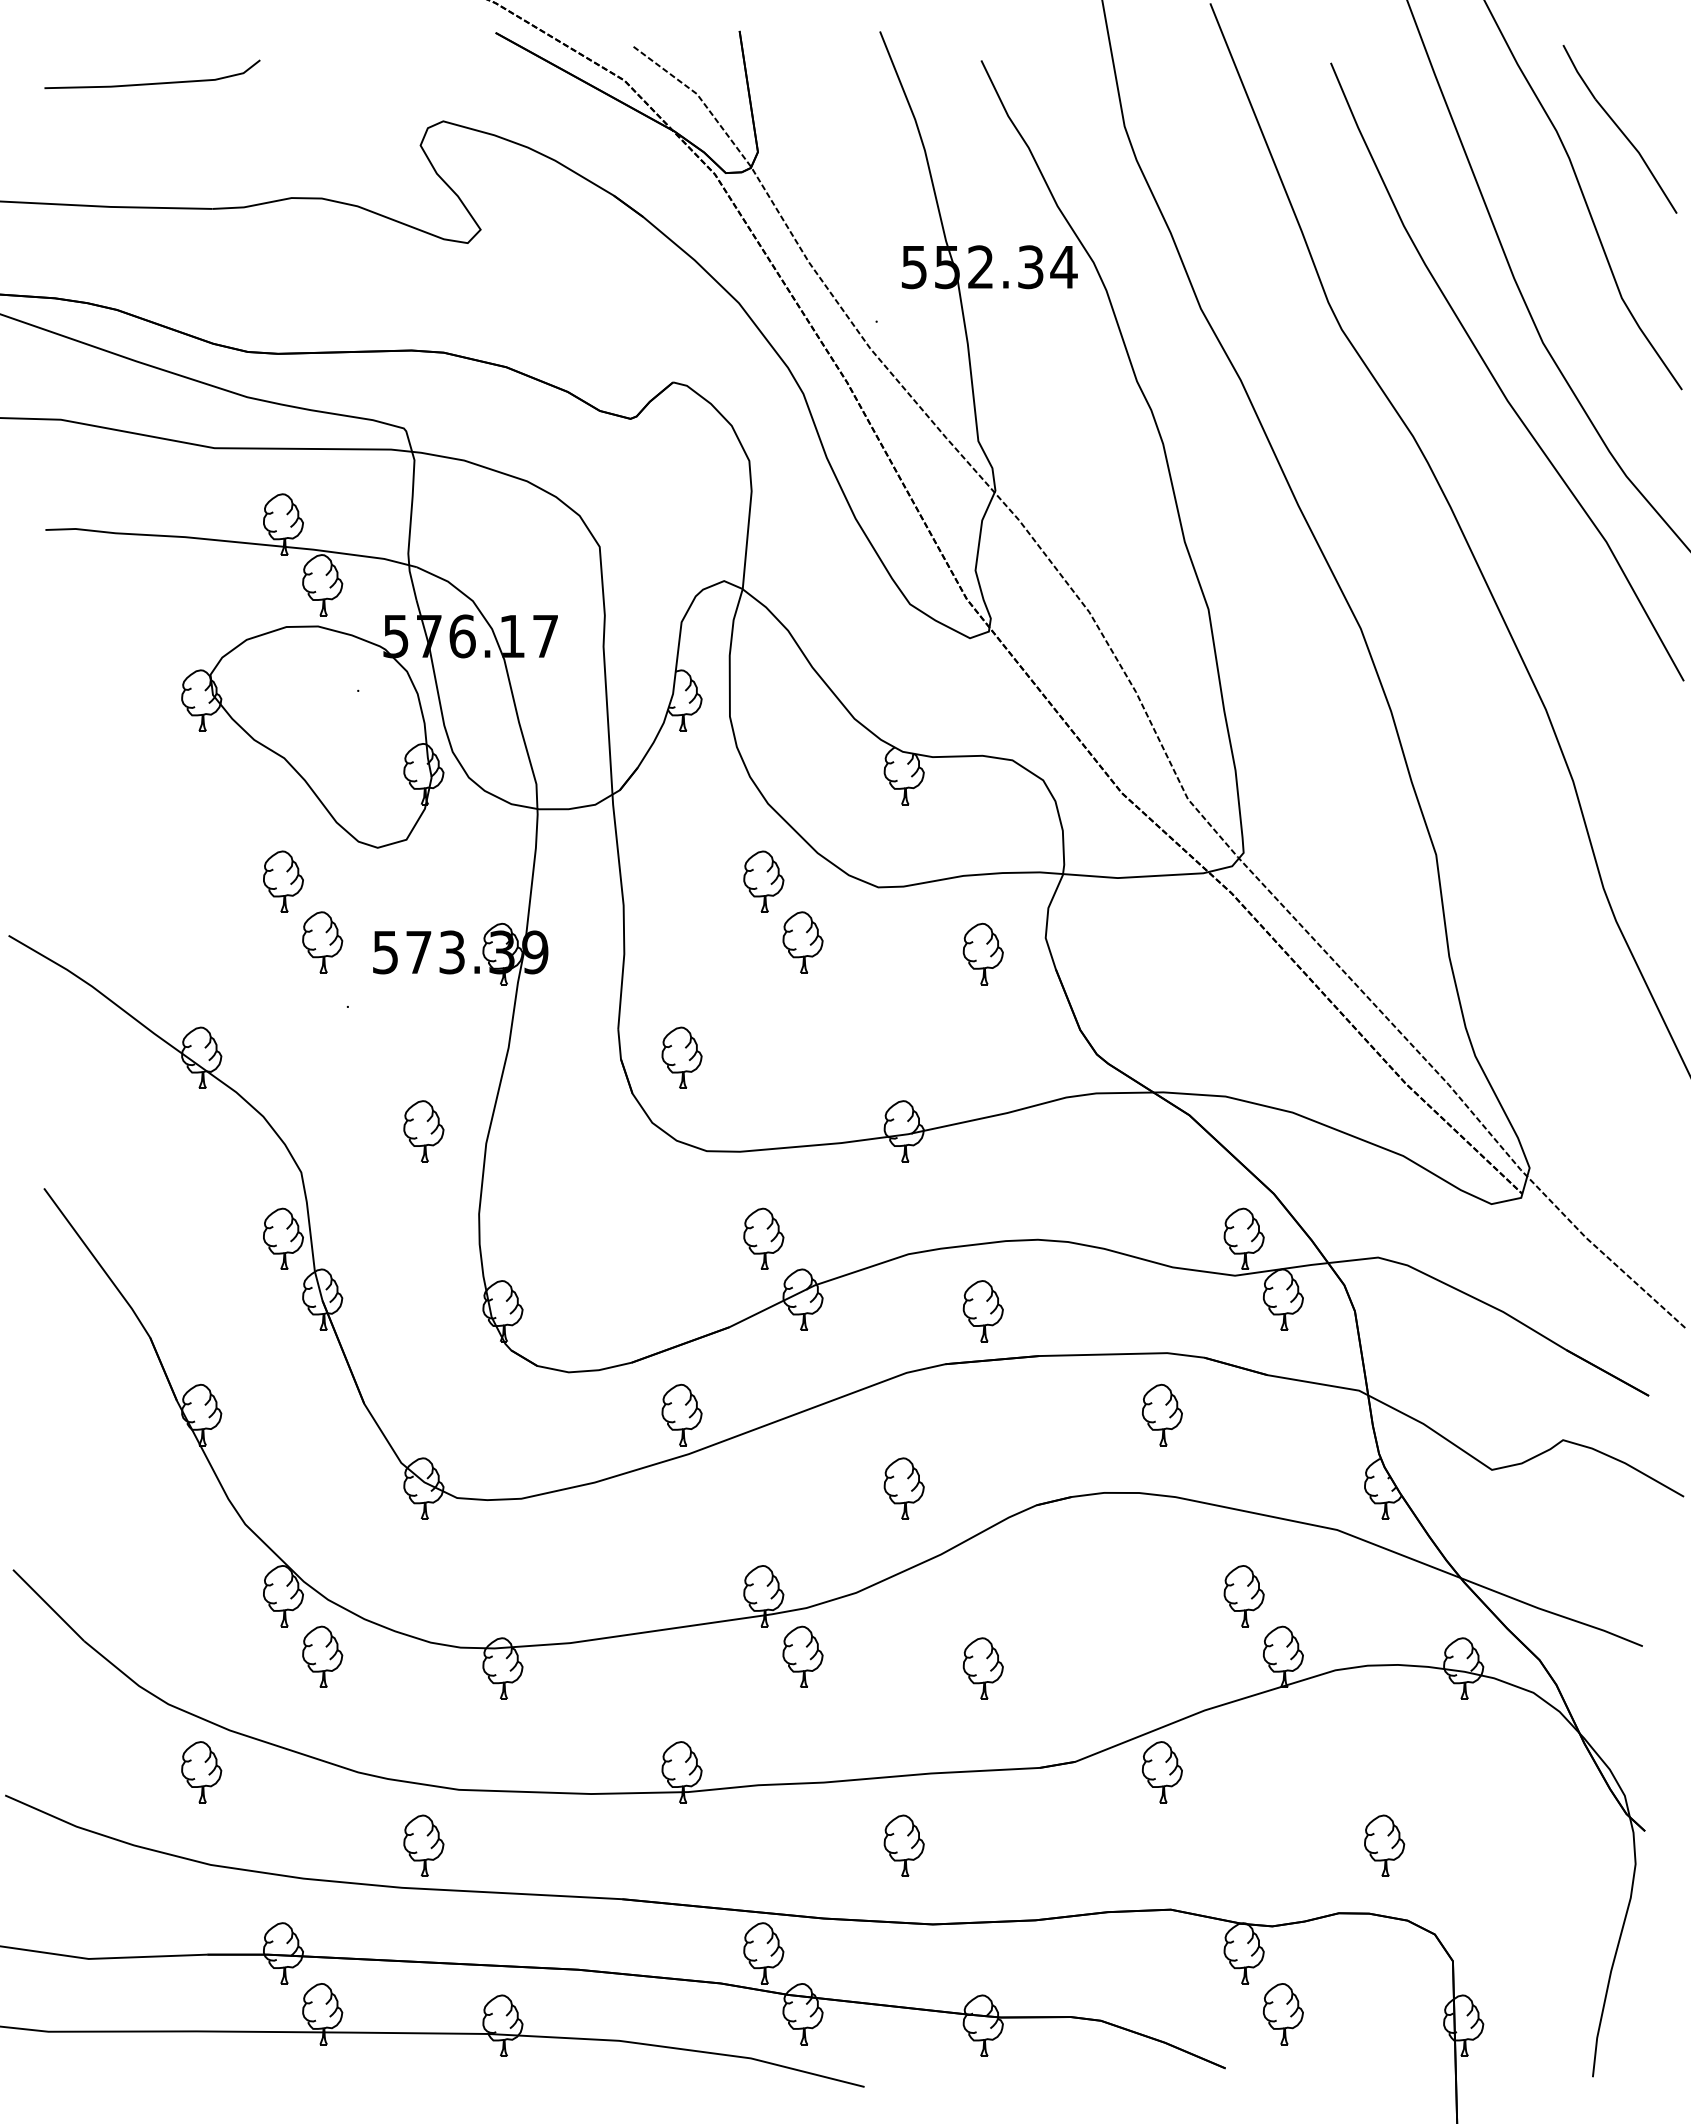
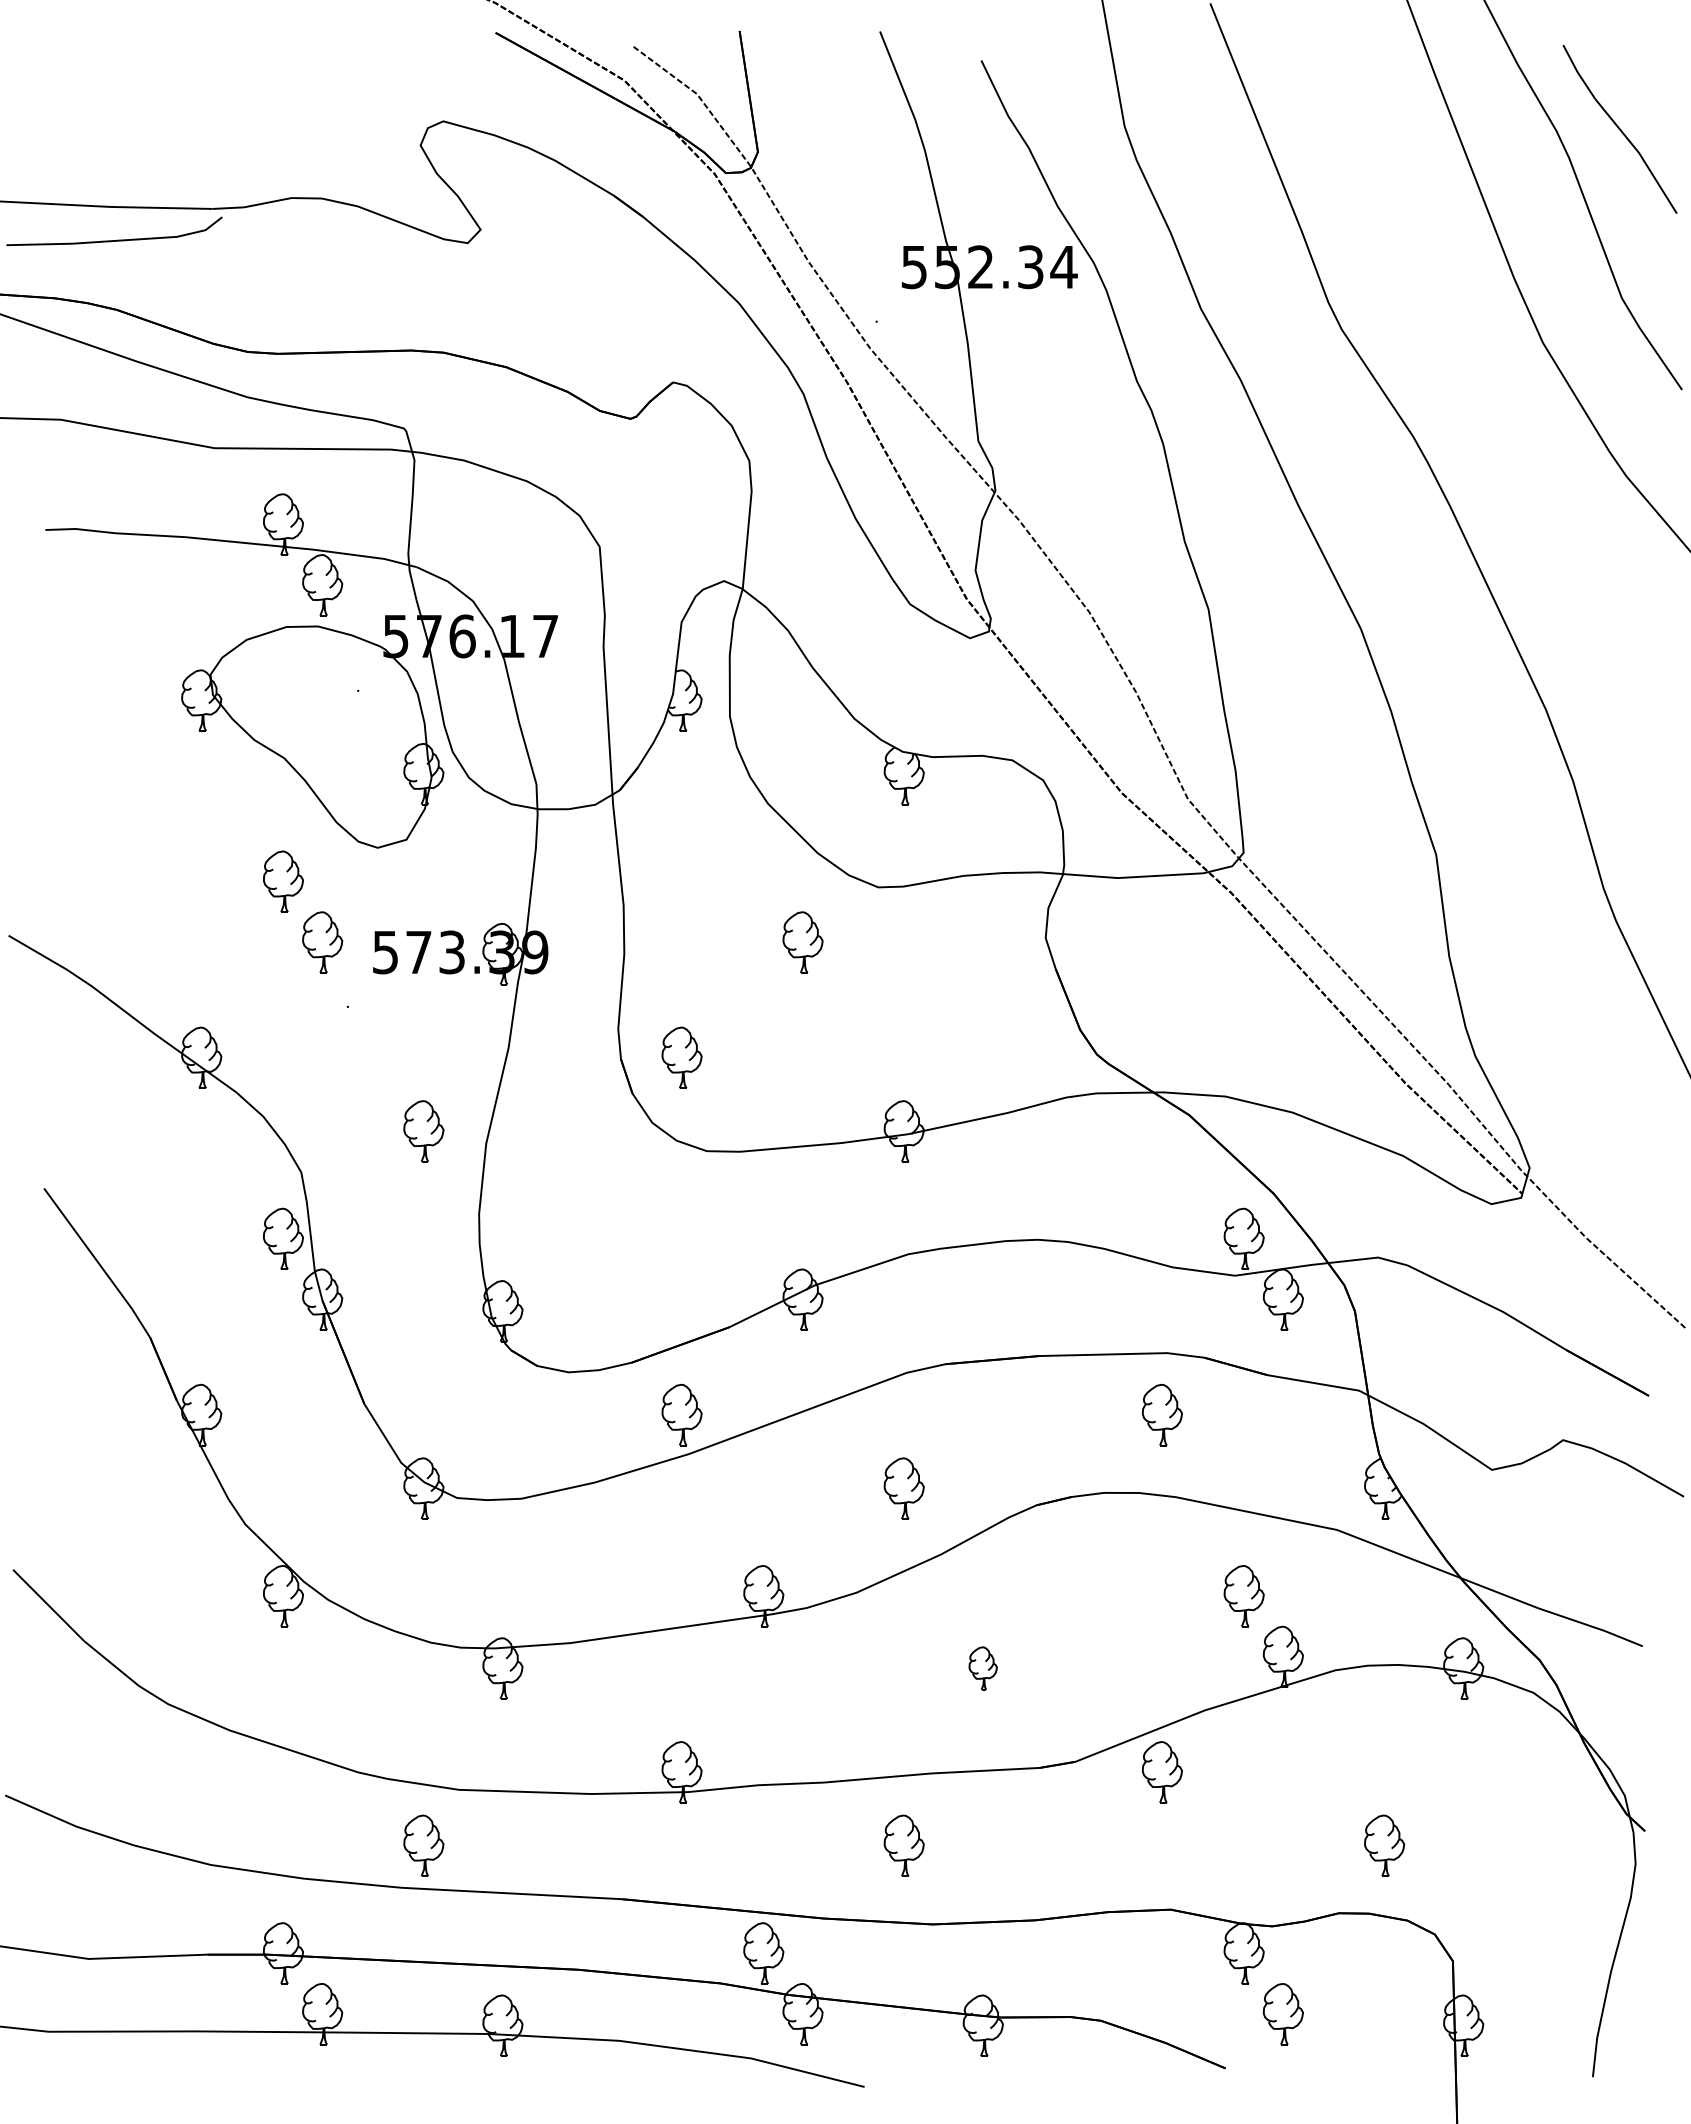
line position: (154, 82) -> (116, 239) (116, 239)
curve: present -> none (1495, 378)
part: present -> none (763, 881)
part: present -> none (982, 953)
part: present -> none (763, 1238)
part: present -> none (982, 1311)
part: present -> none (322, 1656)
part: present -> none (802, 1656)
part size: 42x63 px -> 30x45 px (982, 1668)
part: present -> none (201, 1772)
